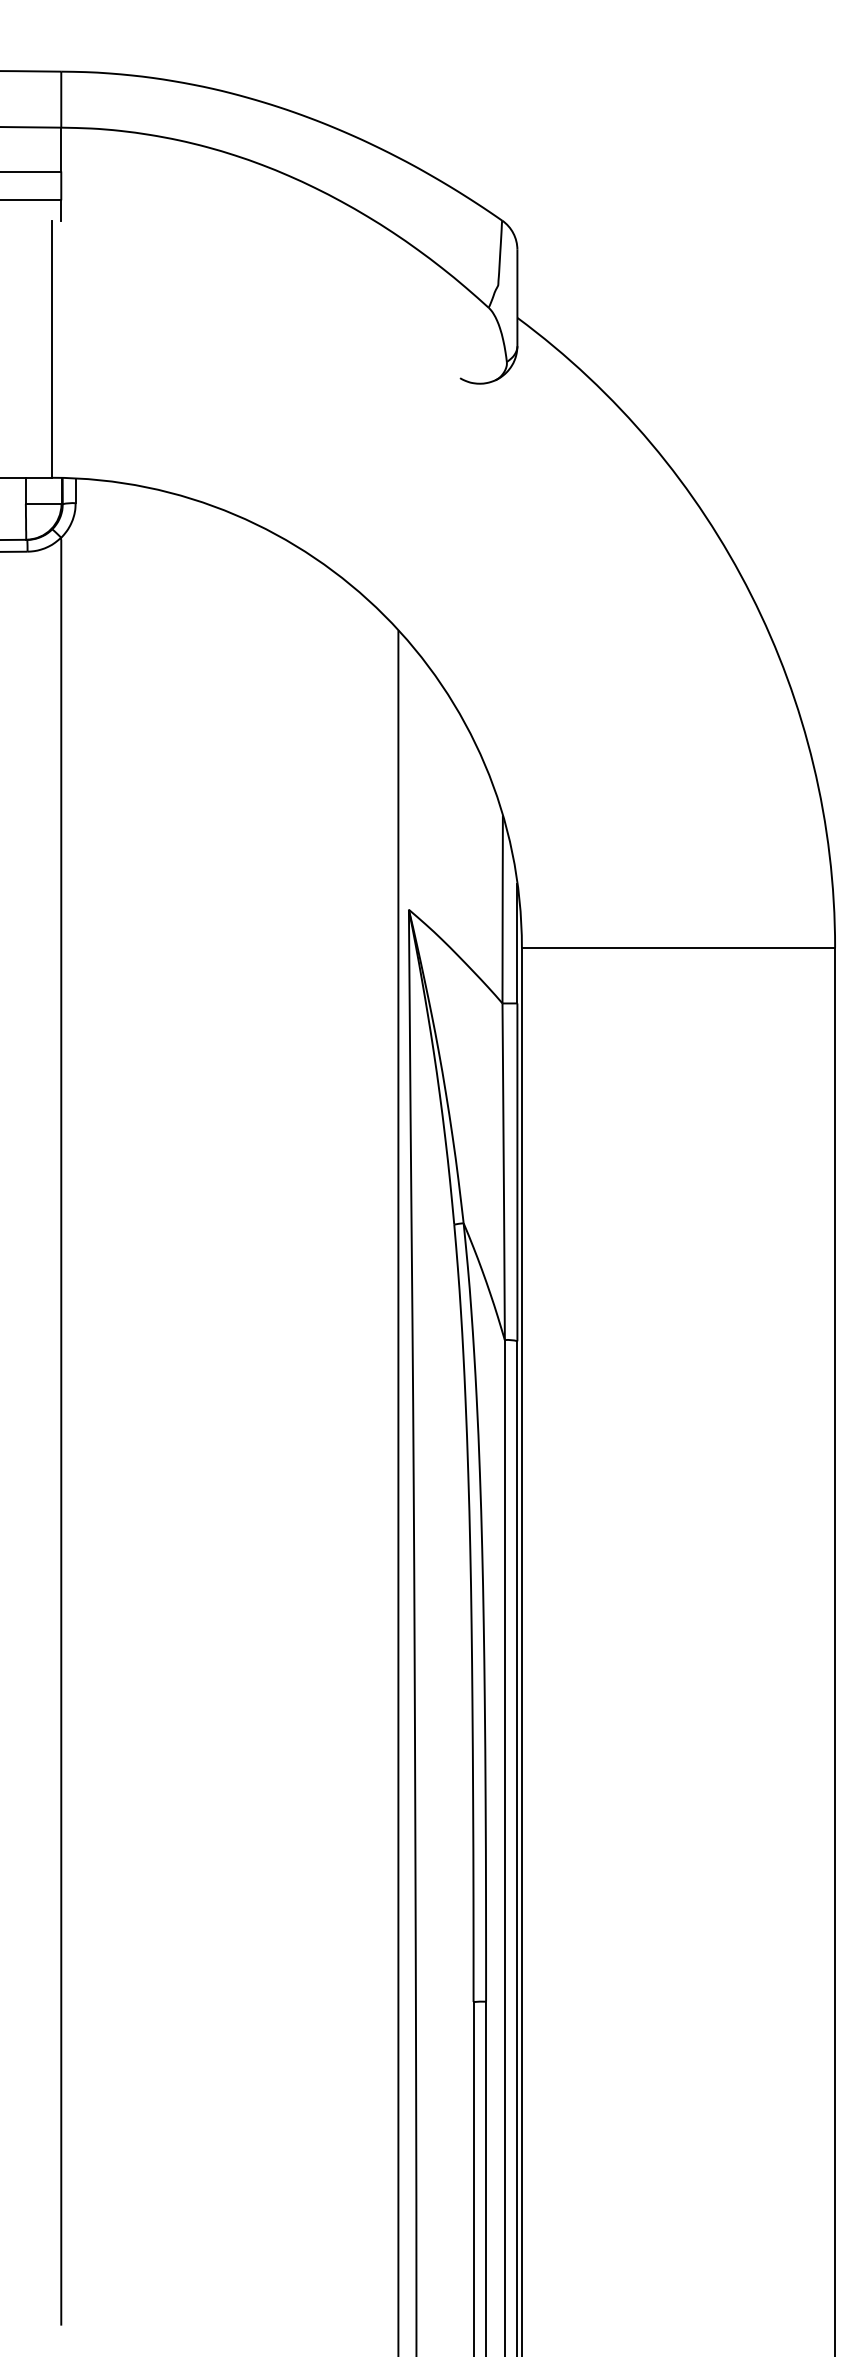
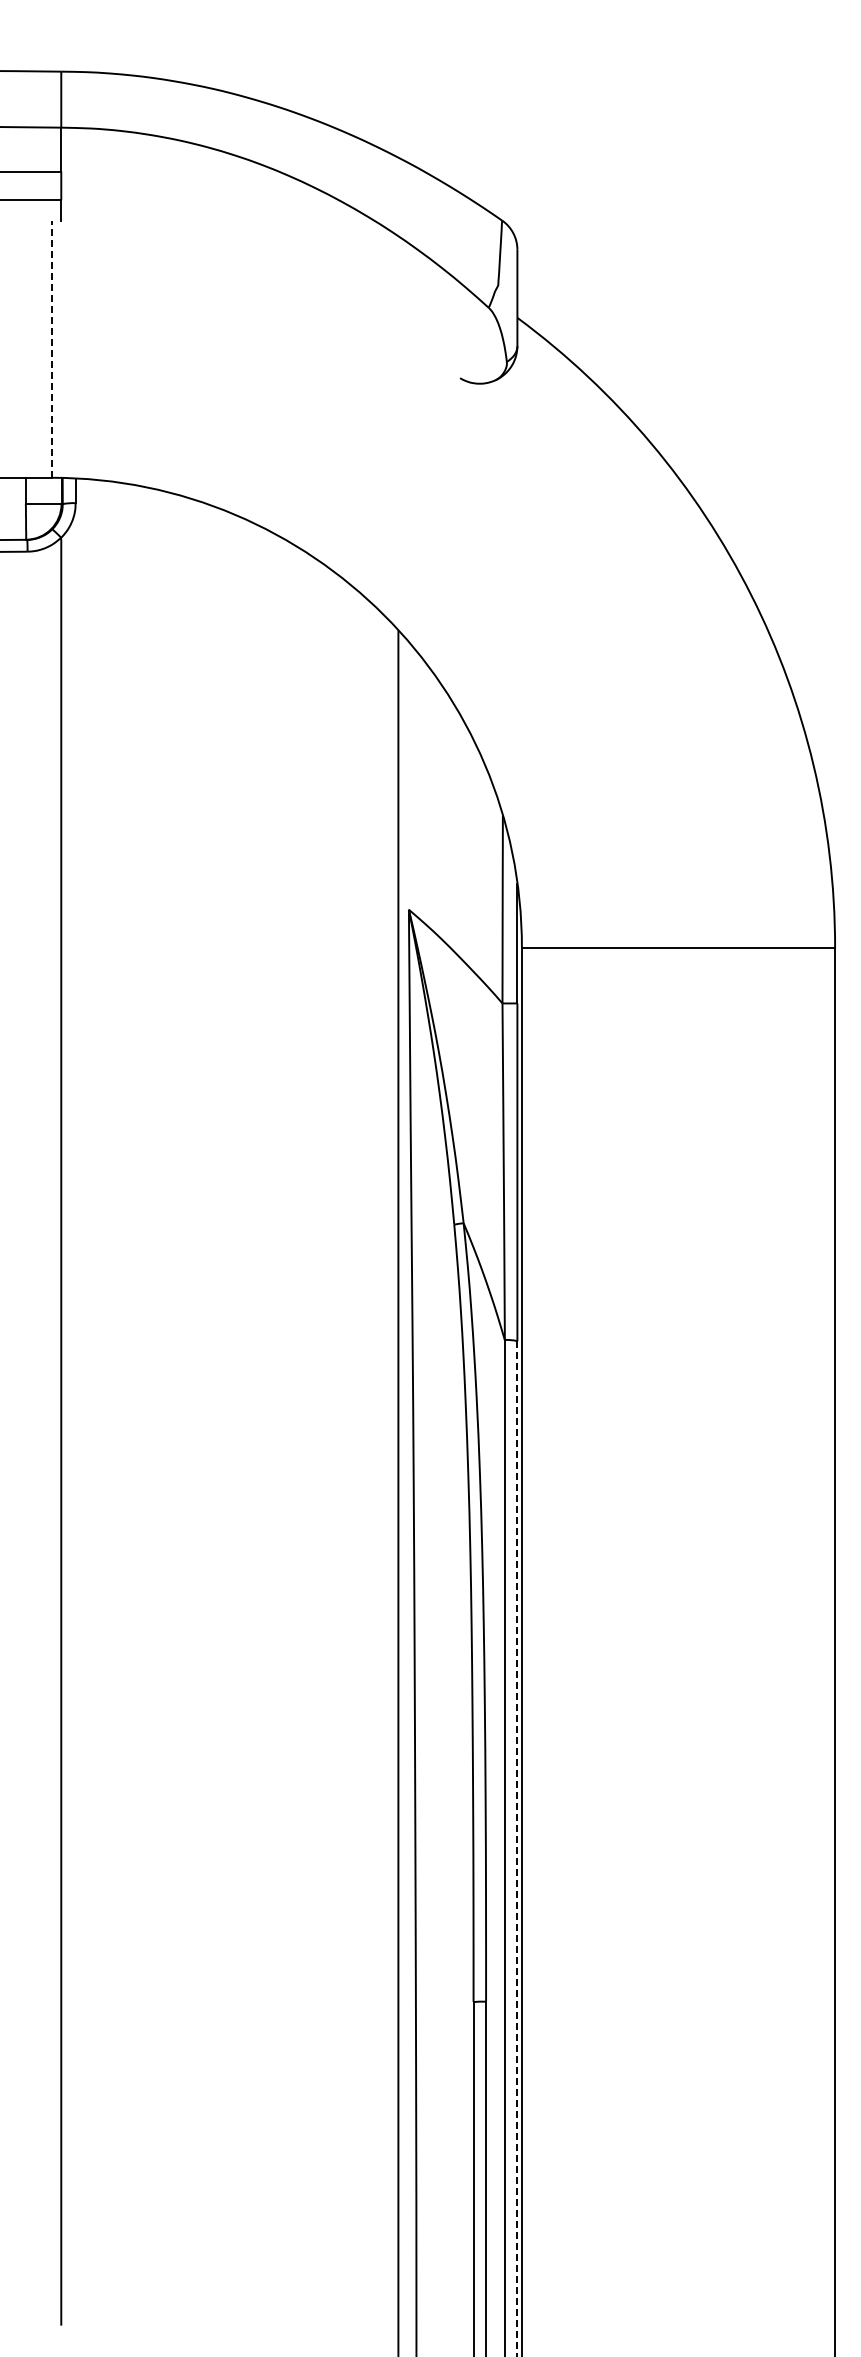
line: solid -> dashed (52, 349)
line: solid -> dashed (517, 1849)
